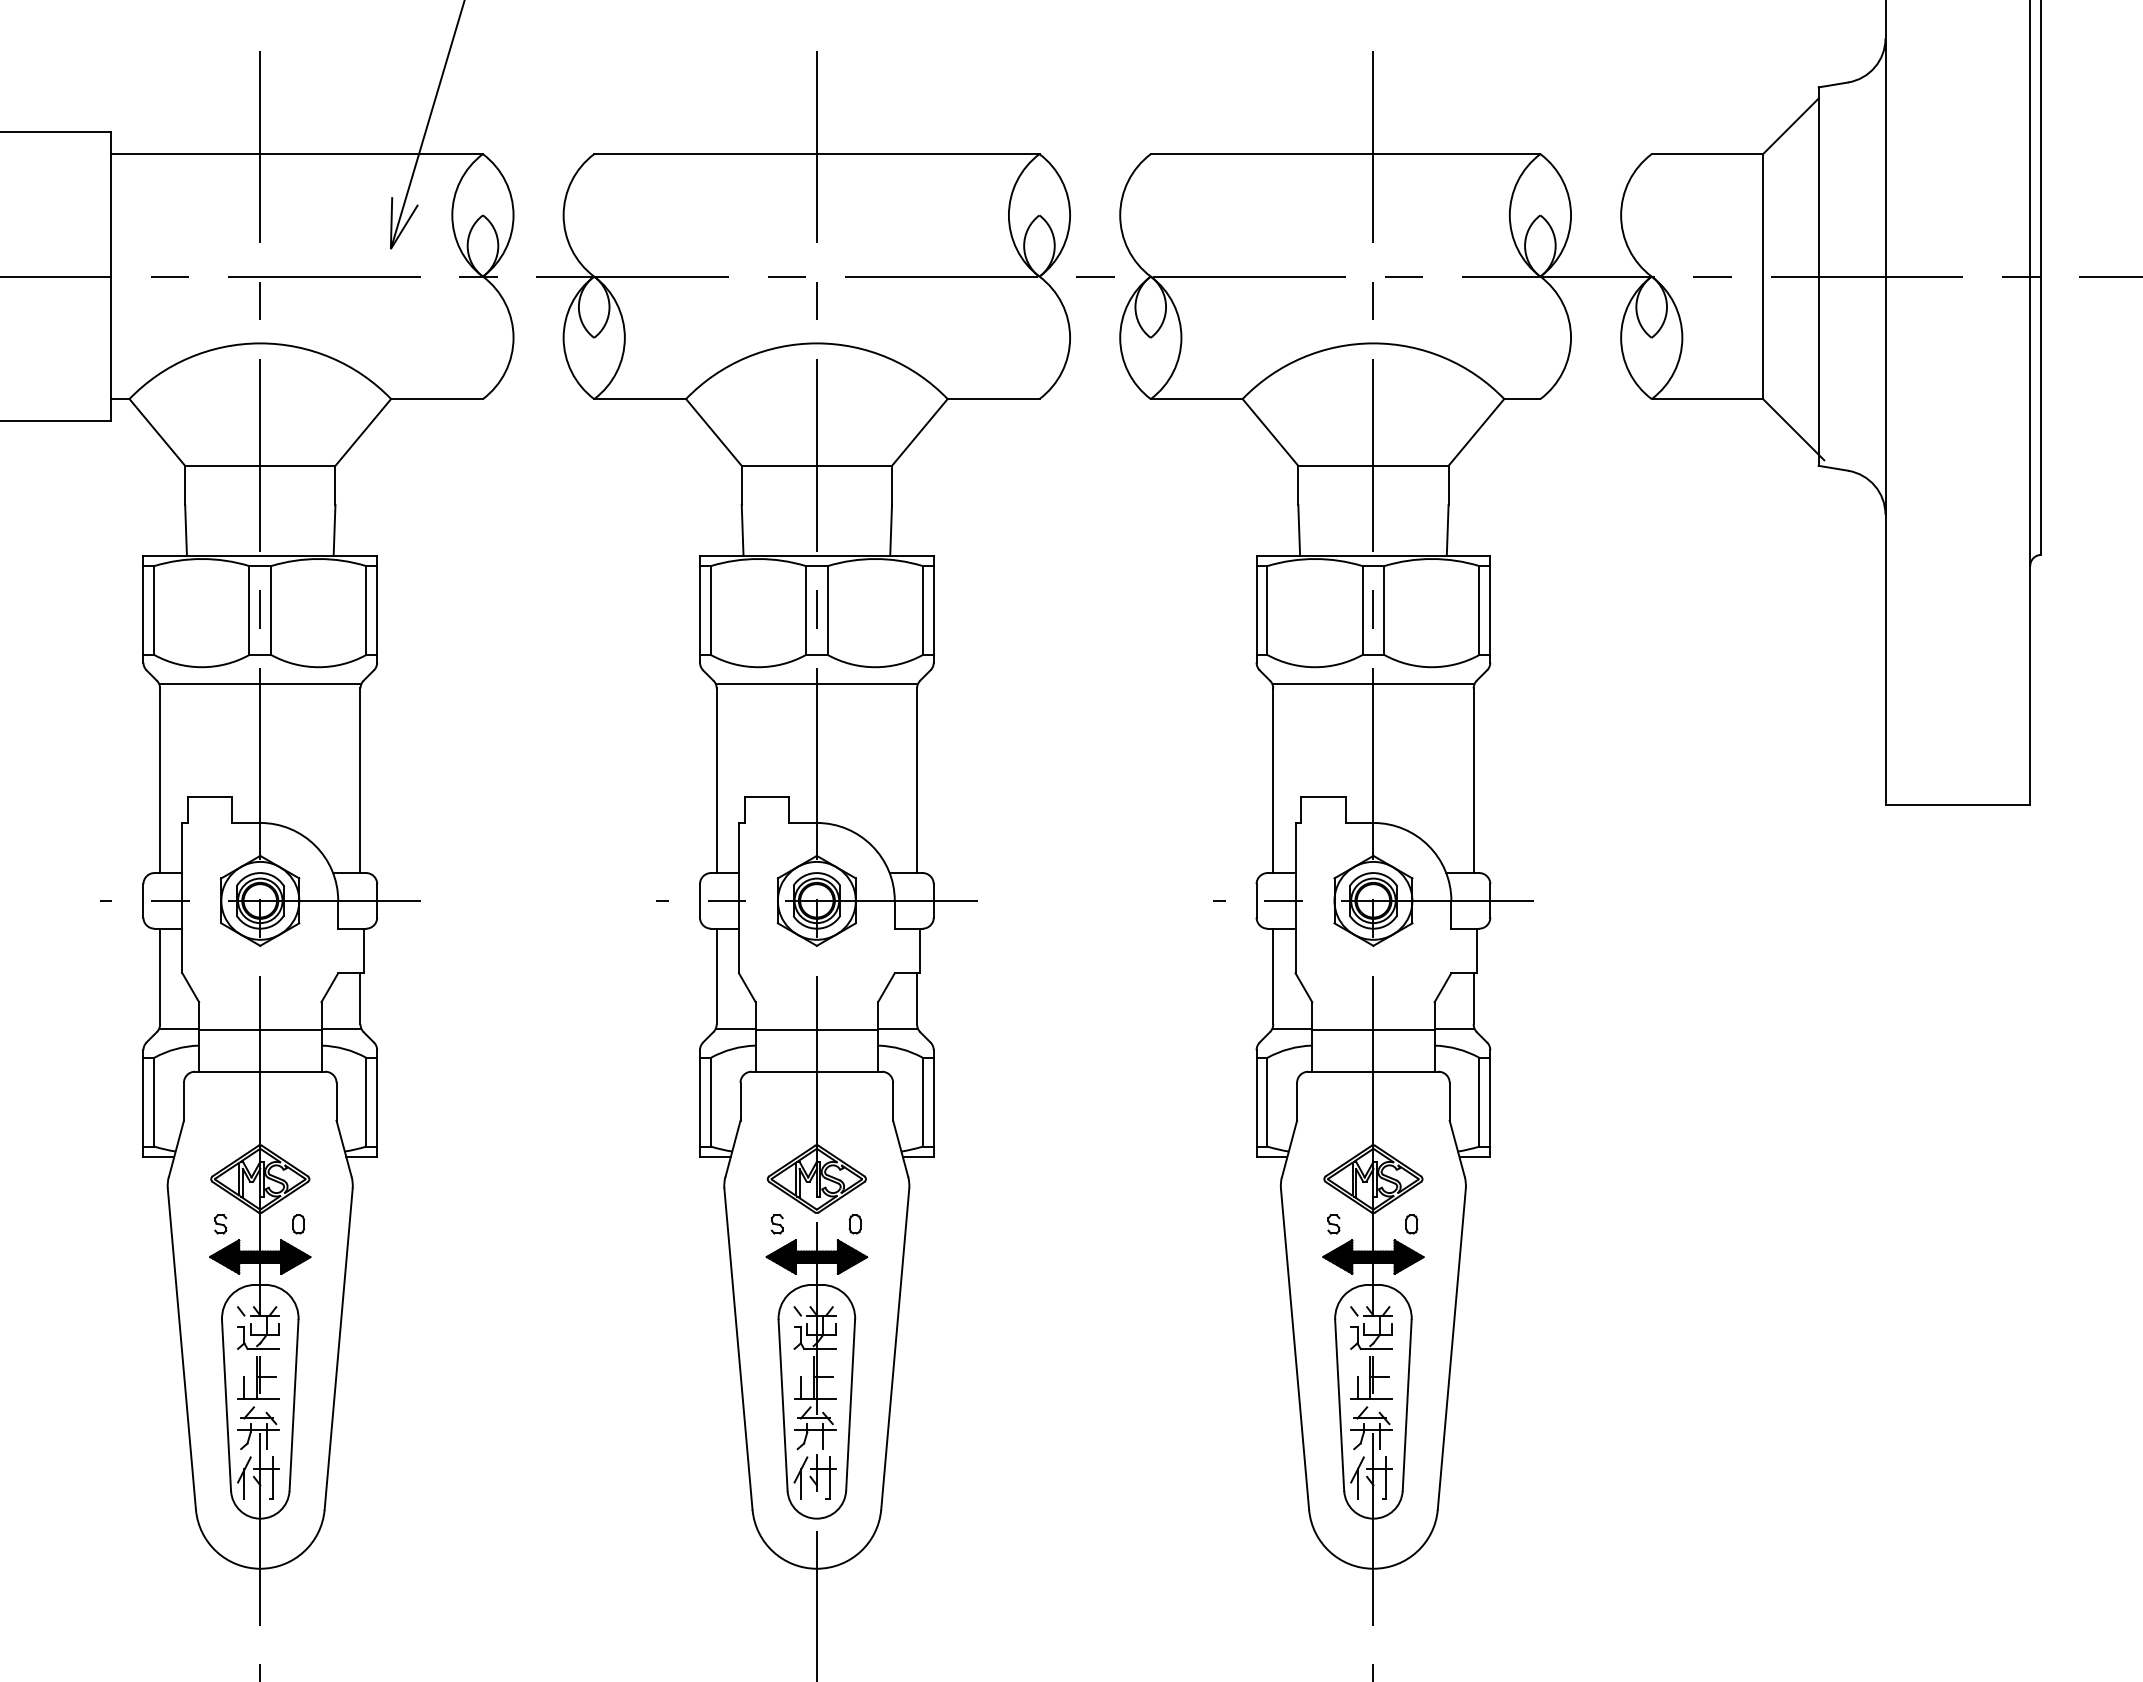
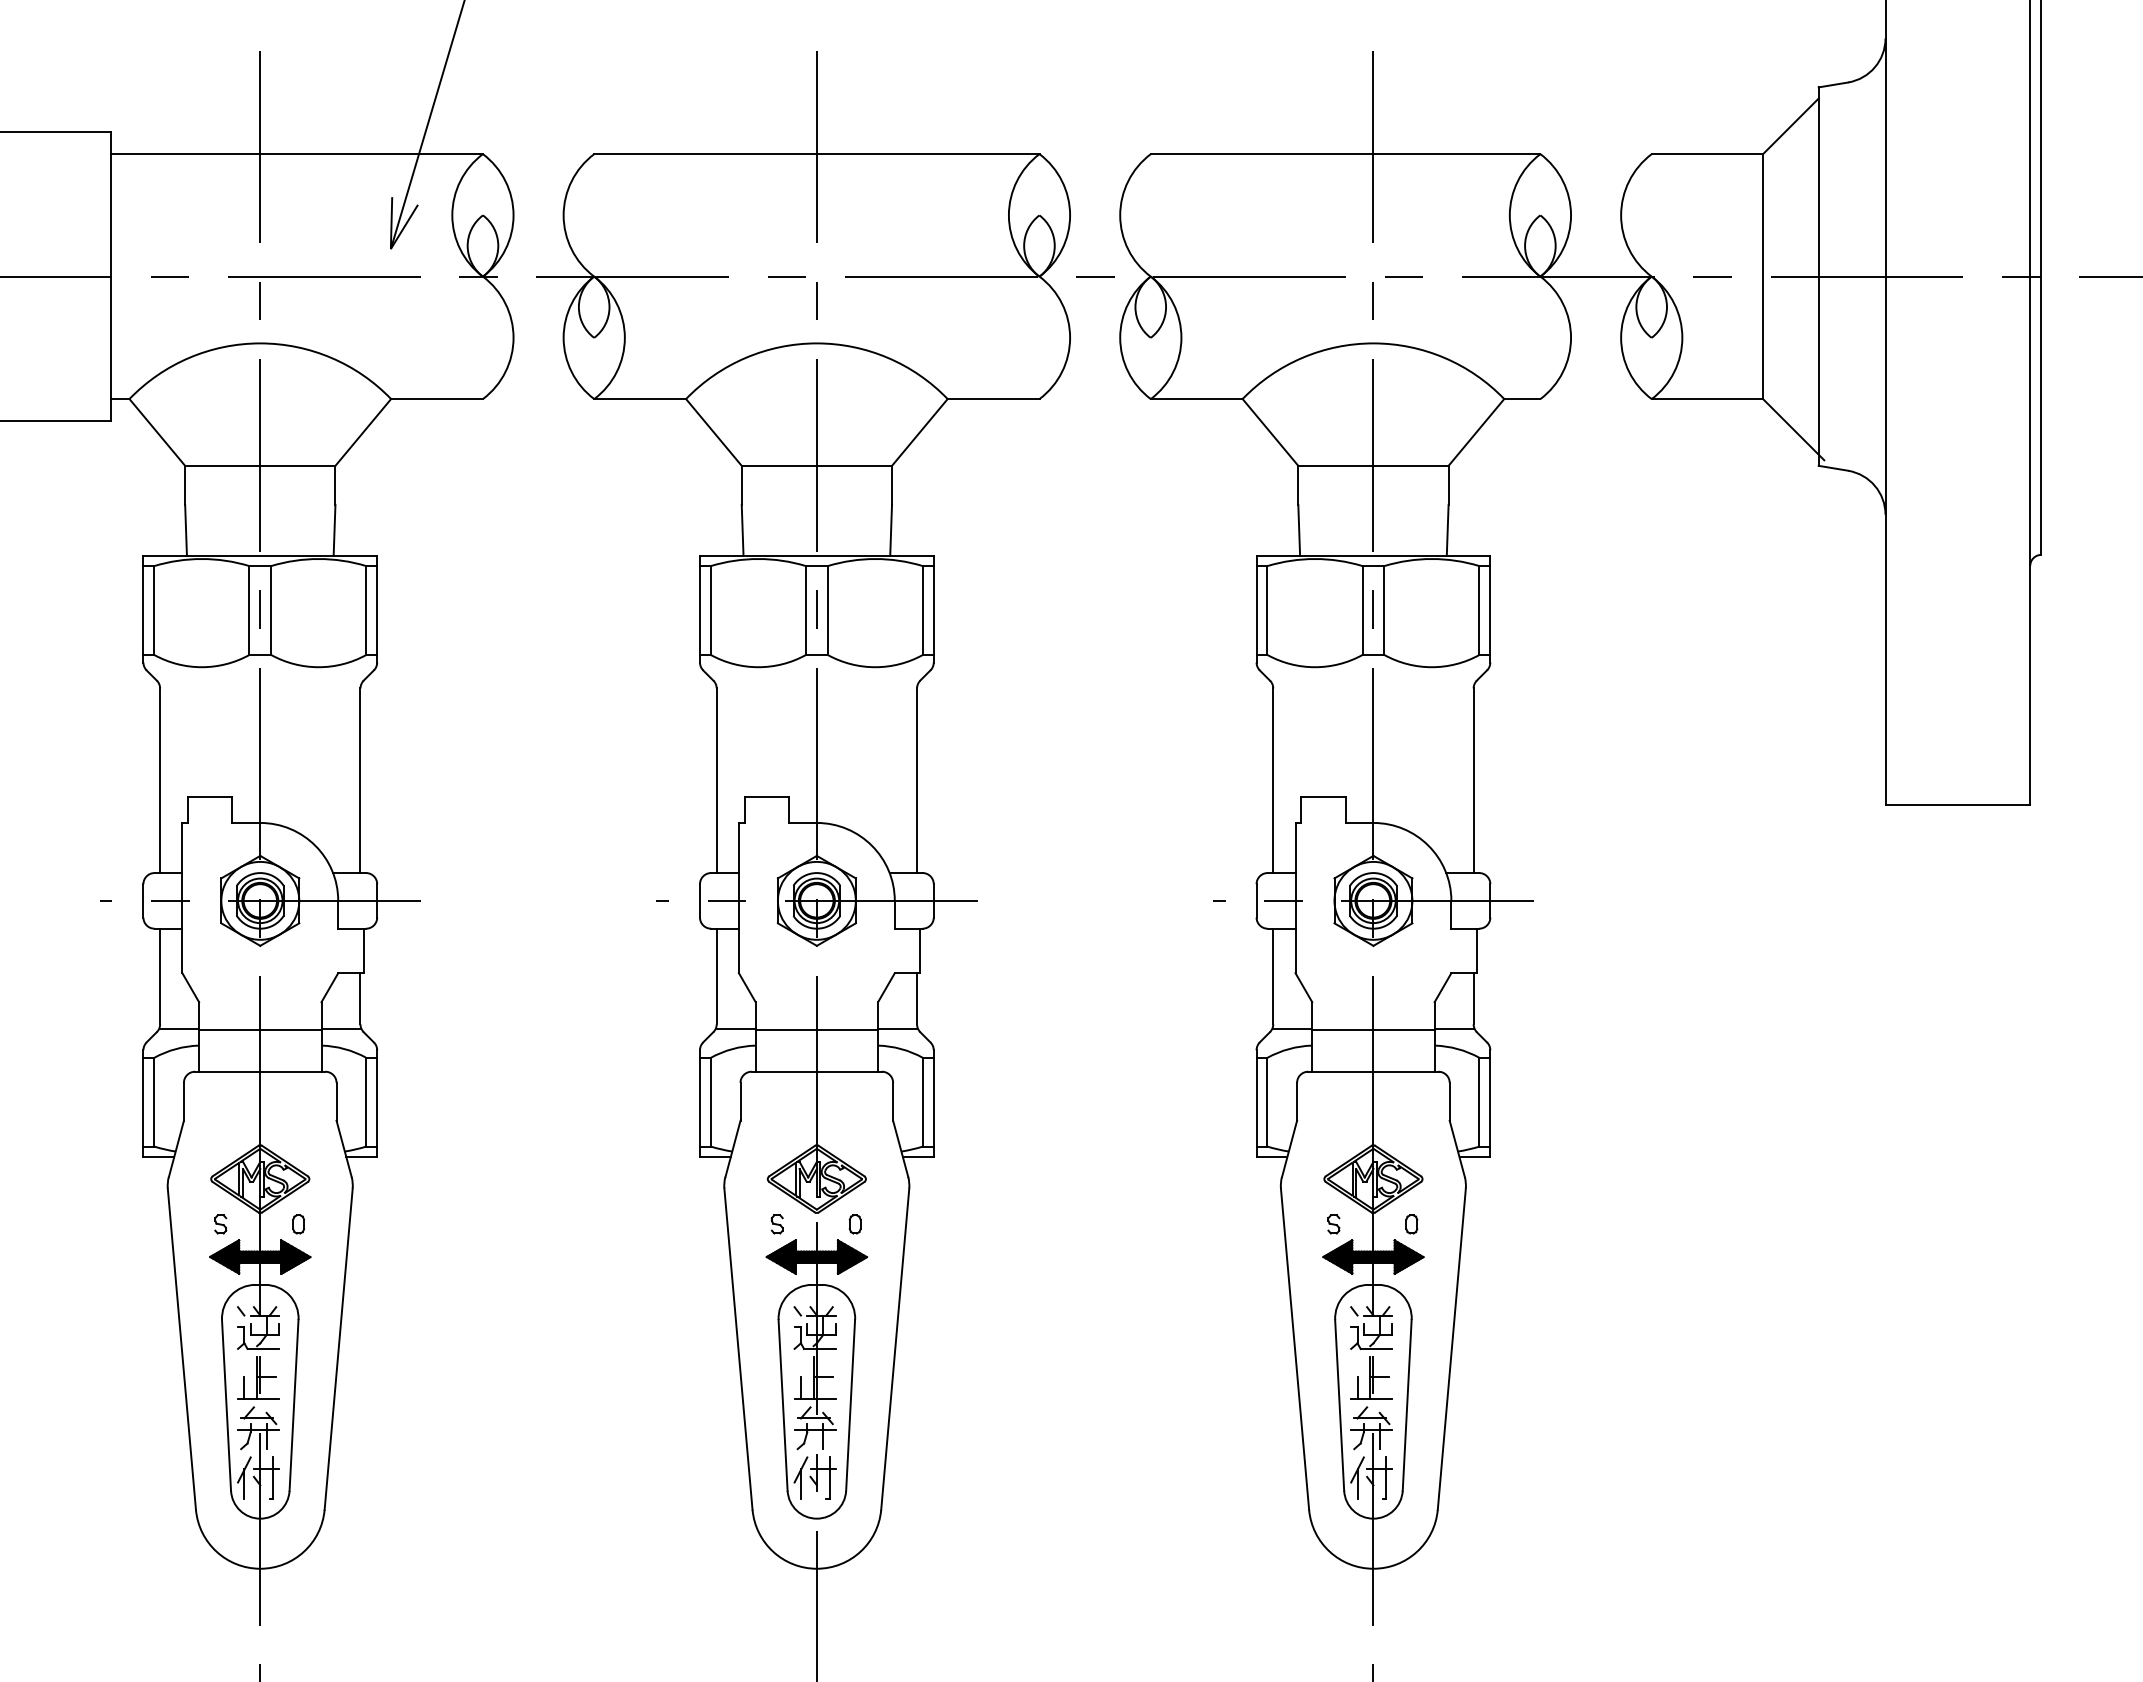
line: present -> none (260, 683)
line: present -> none (816, 683)
line: present -> none (1373, 683)
